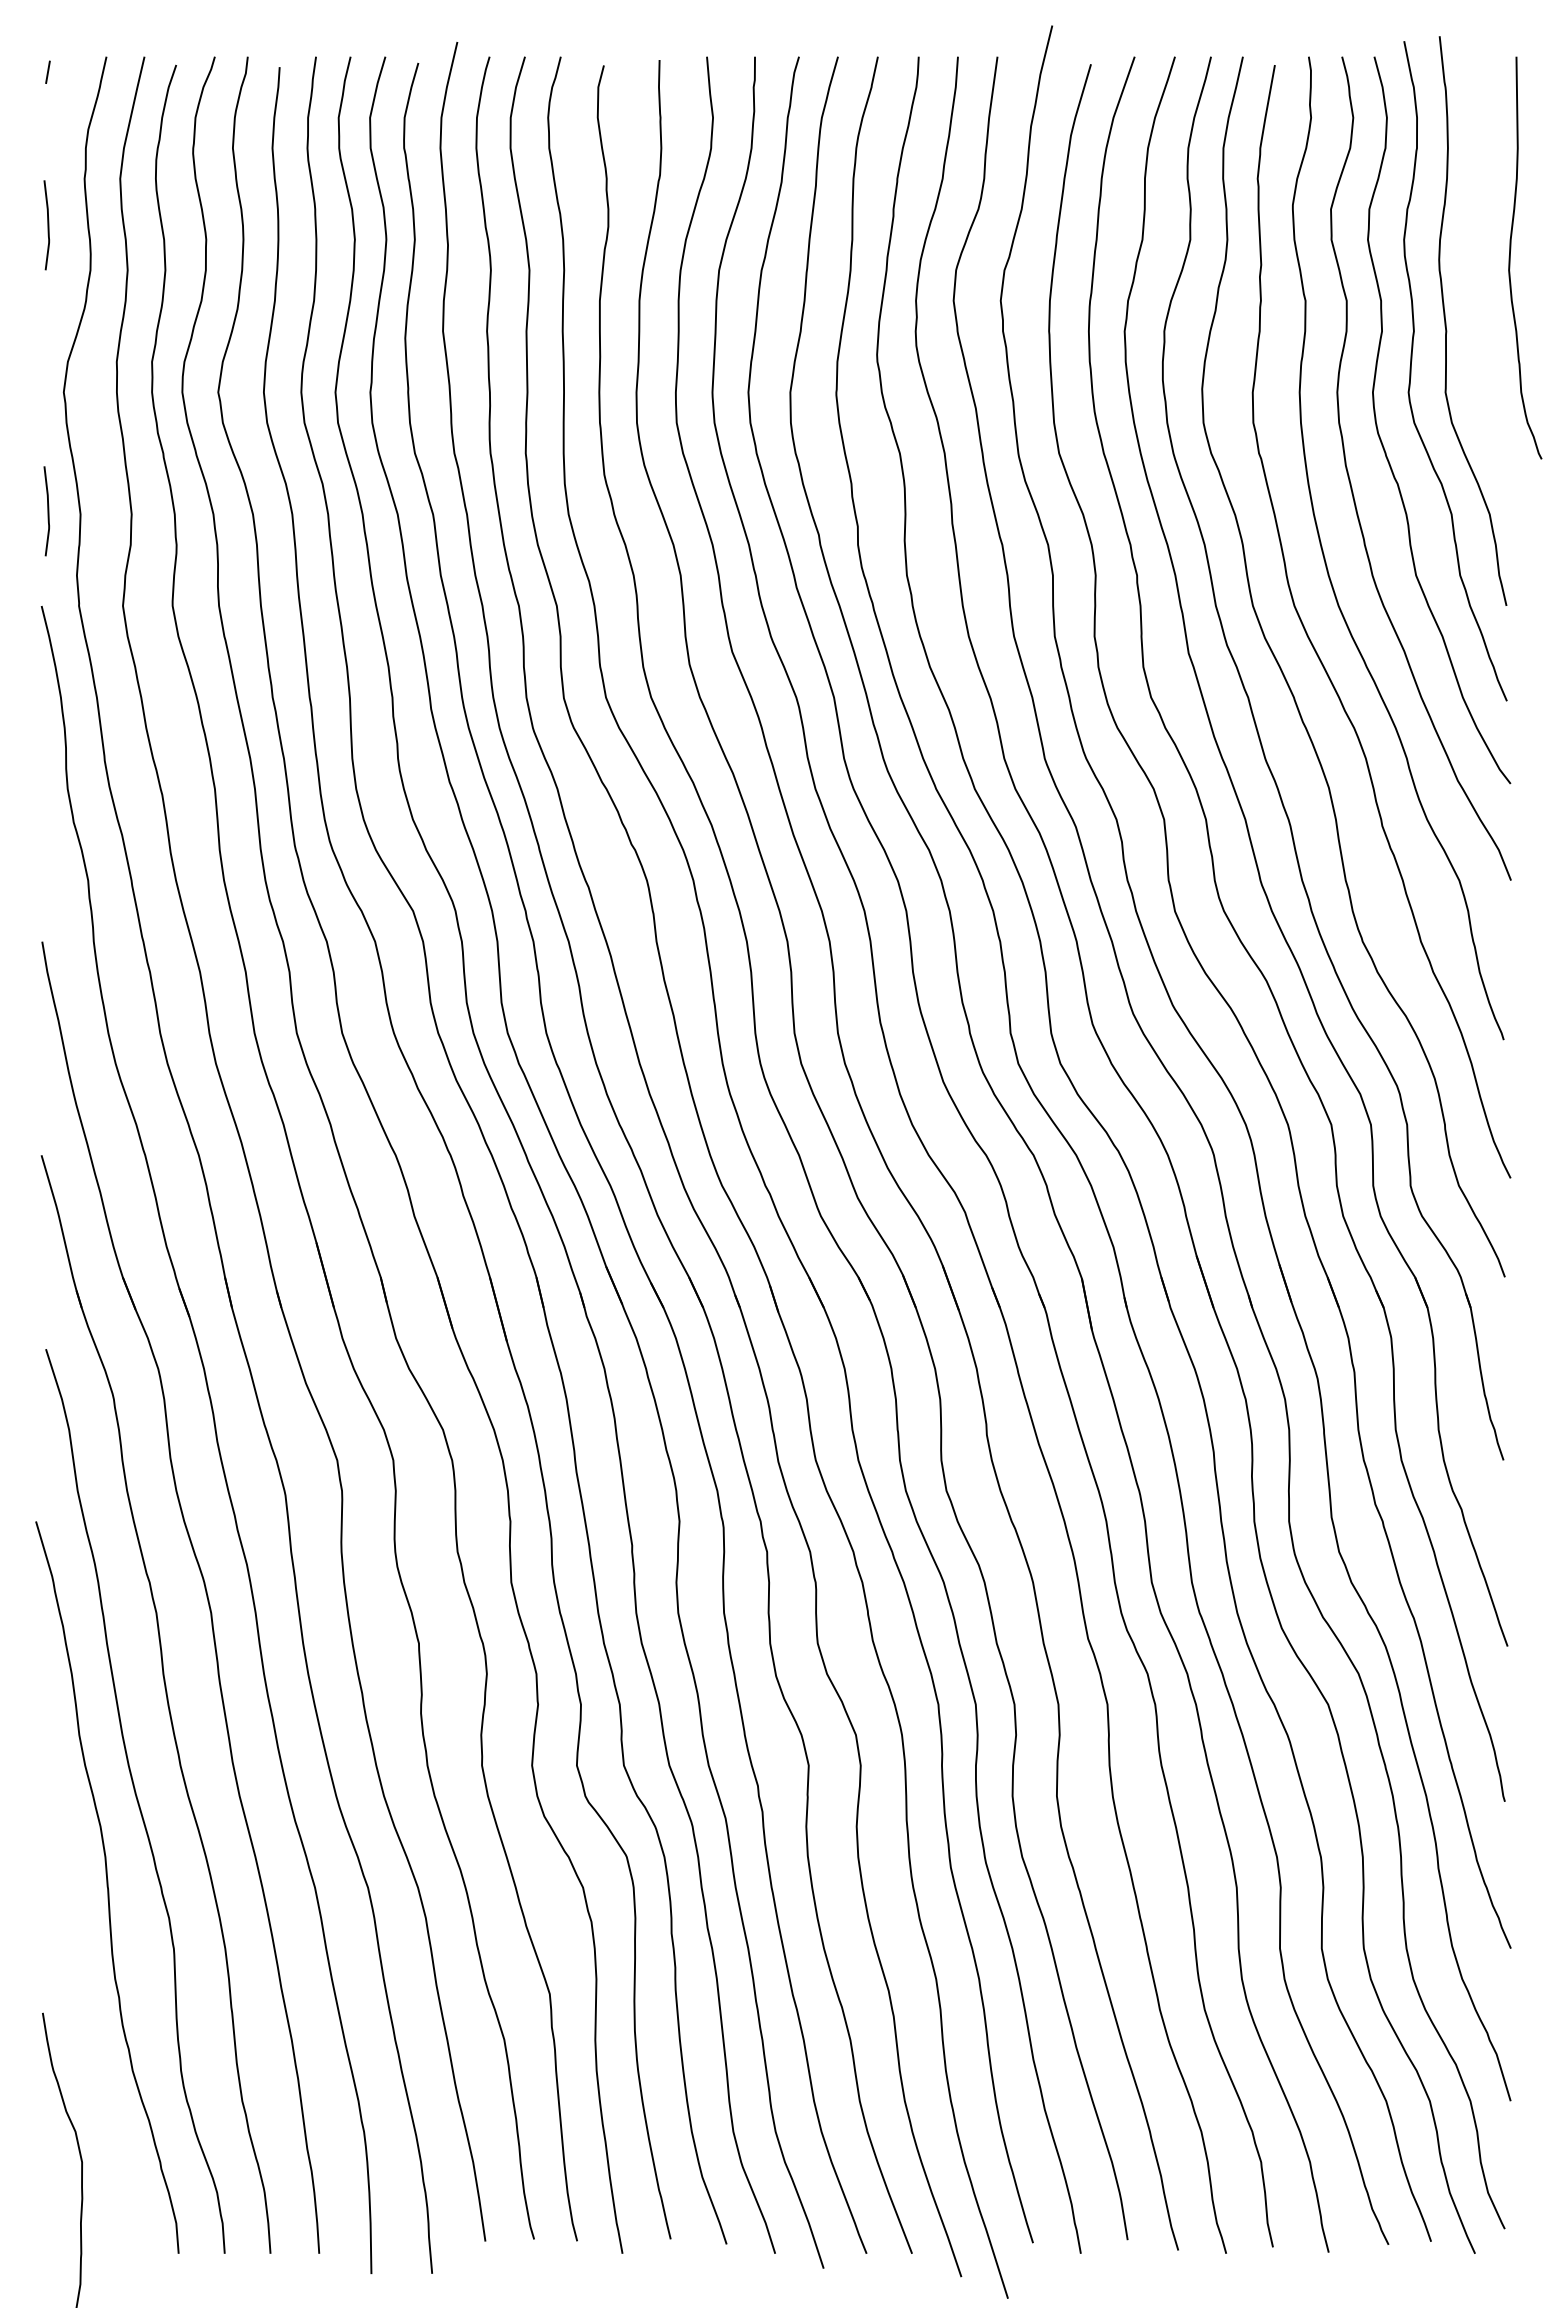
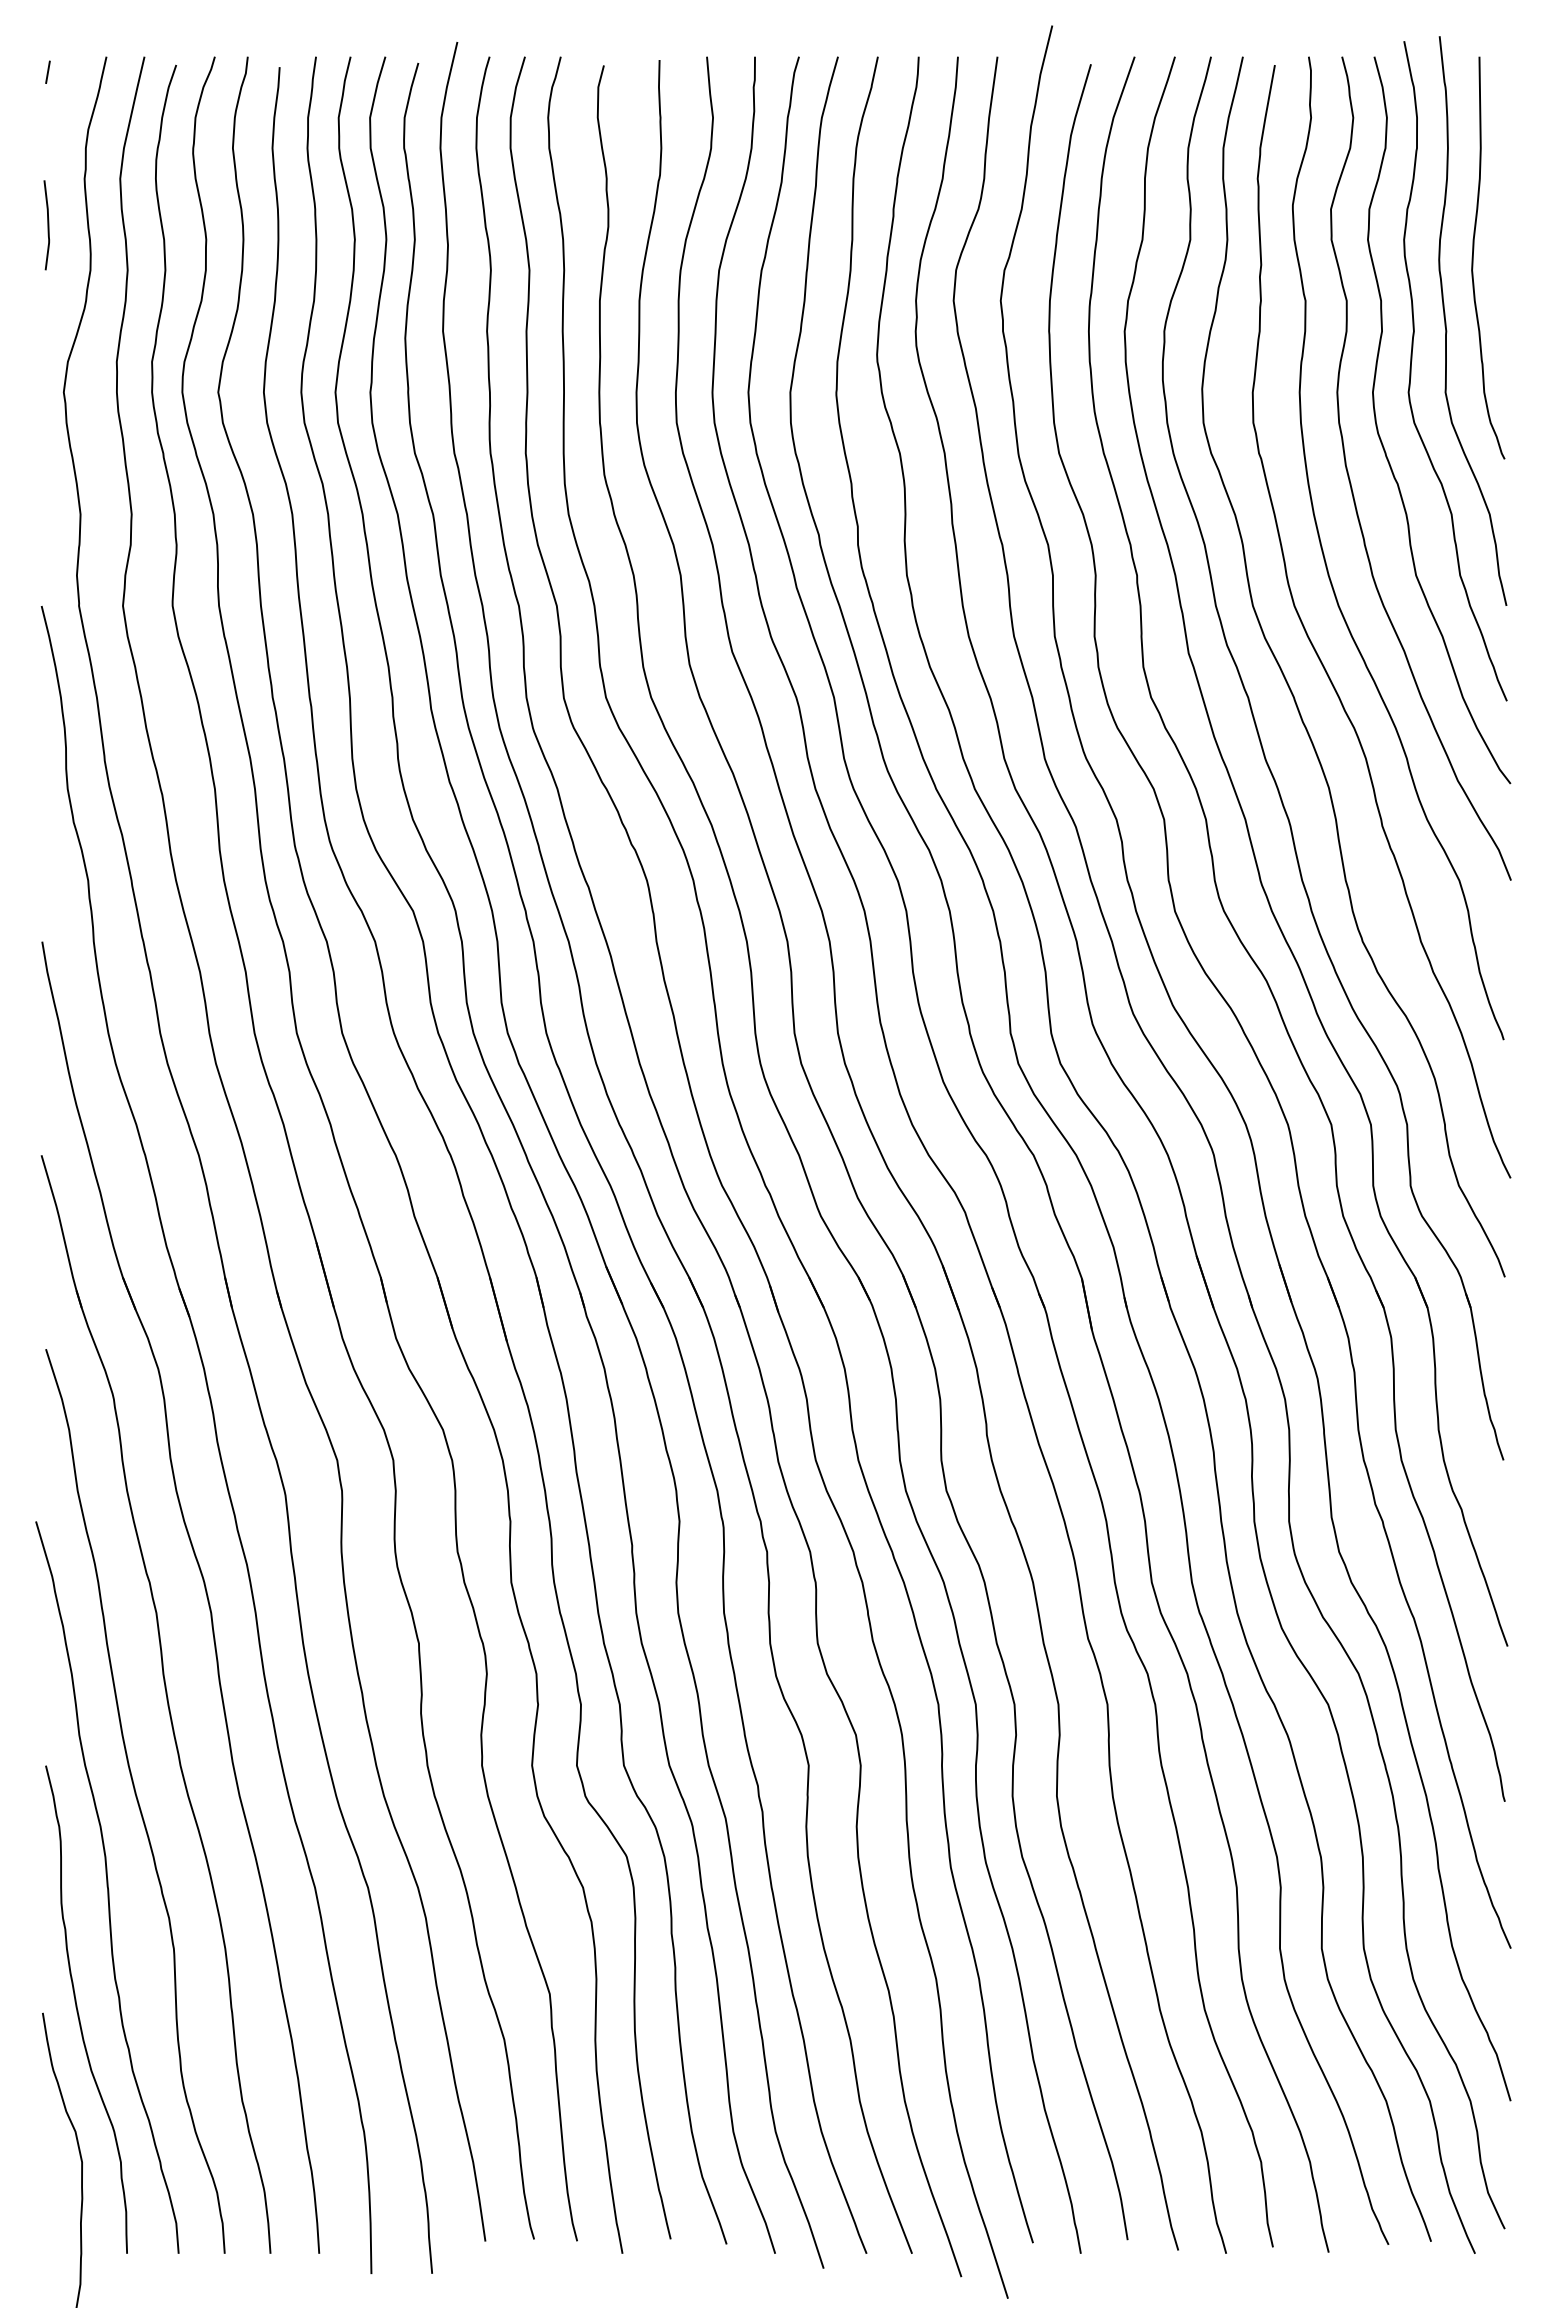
curve position: (1510, 257) -> (1473, 257) (1473, 257)
curve: present -> none (47, 511)
curve: none -> present (78, 2010)
